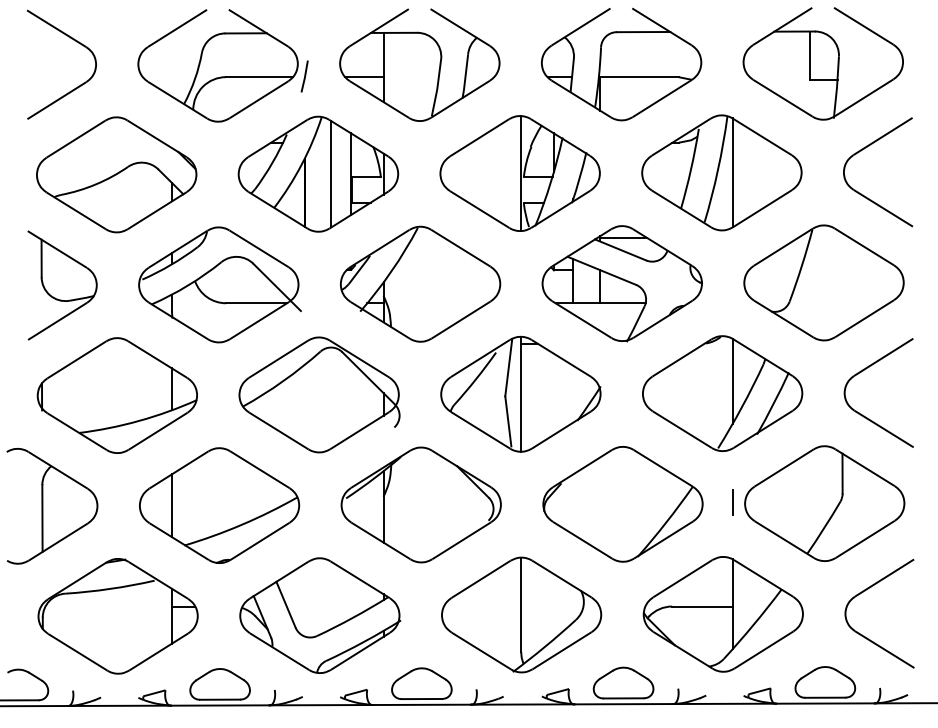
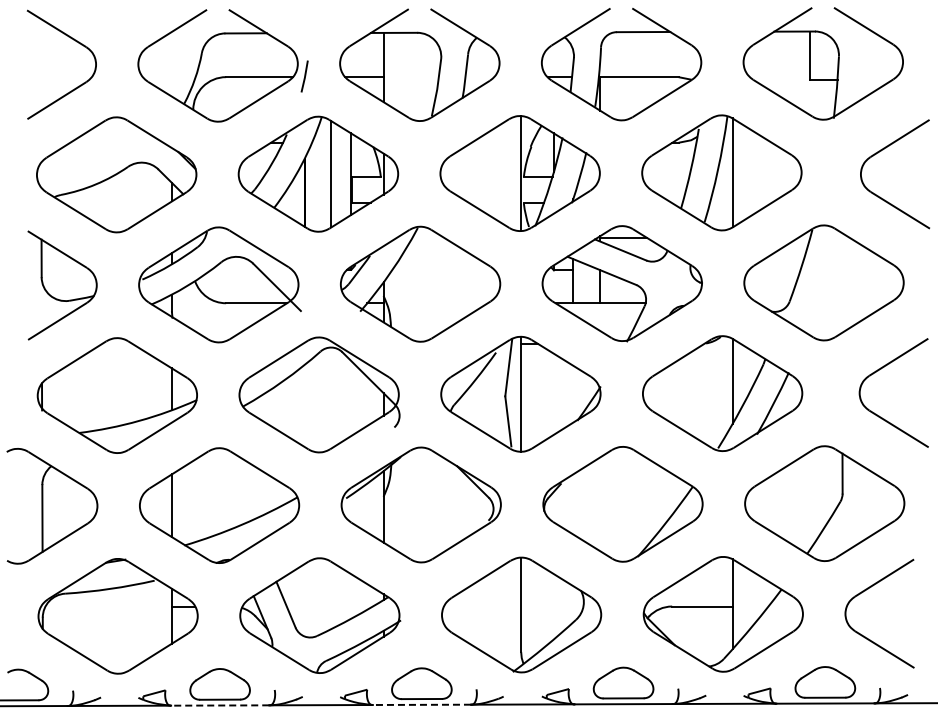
part position: (863, 194) -> (880, 196) (880, 196)
part position: (863, 371) -> (878, 371) (878, 371)
line: present -> none (732, 502)
line: solid -> dashed (421, 704)
line: solid -> dashed (219, 705)
